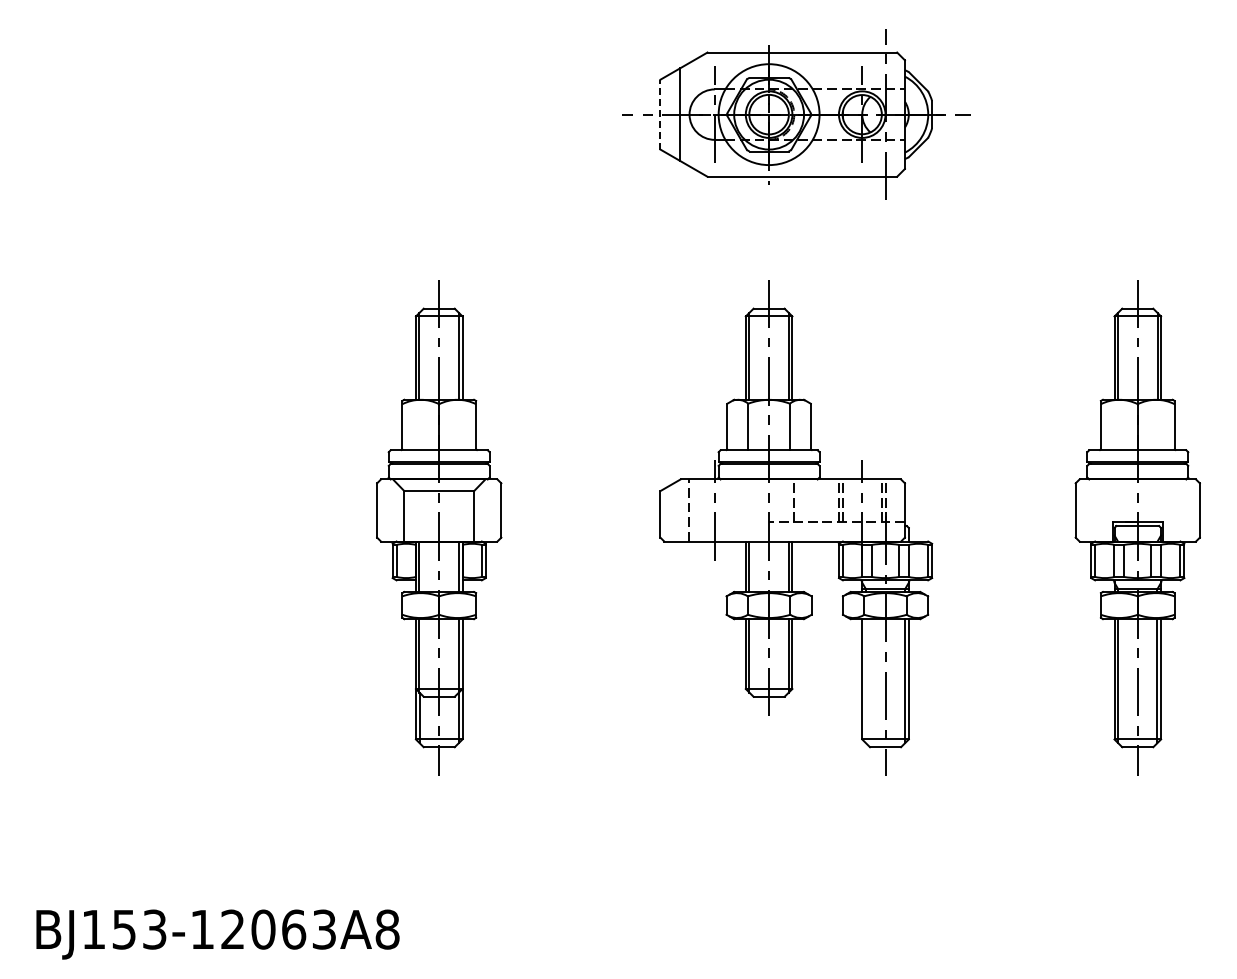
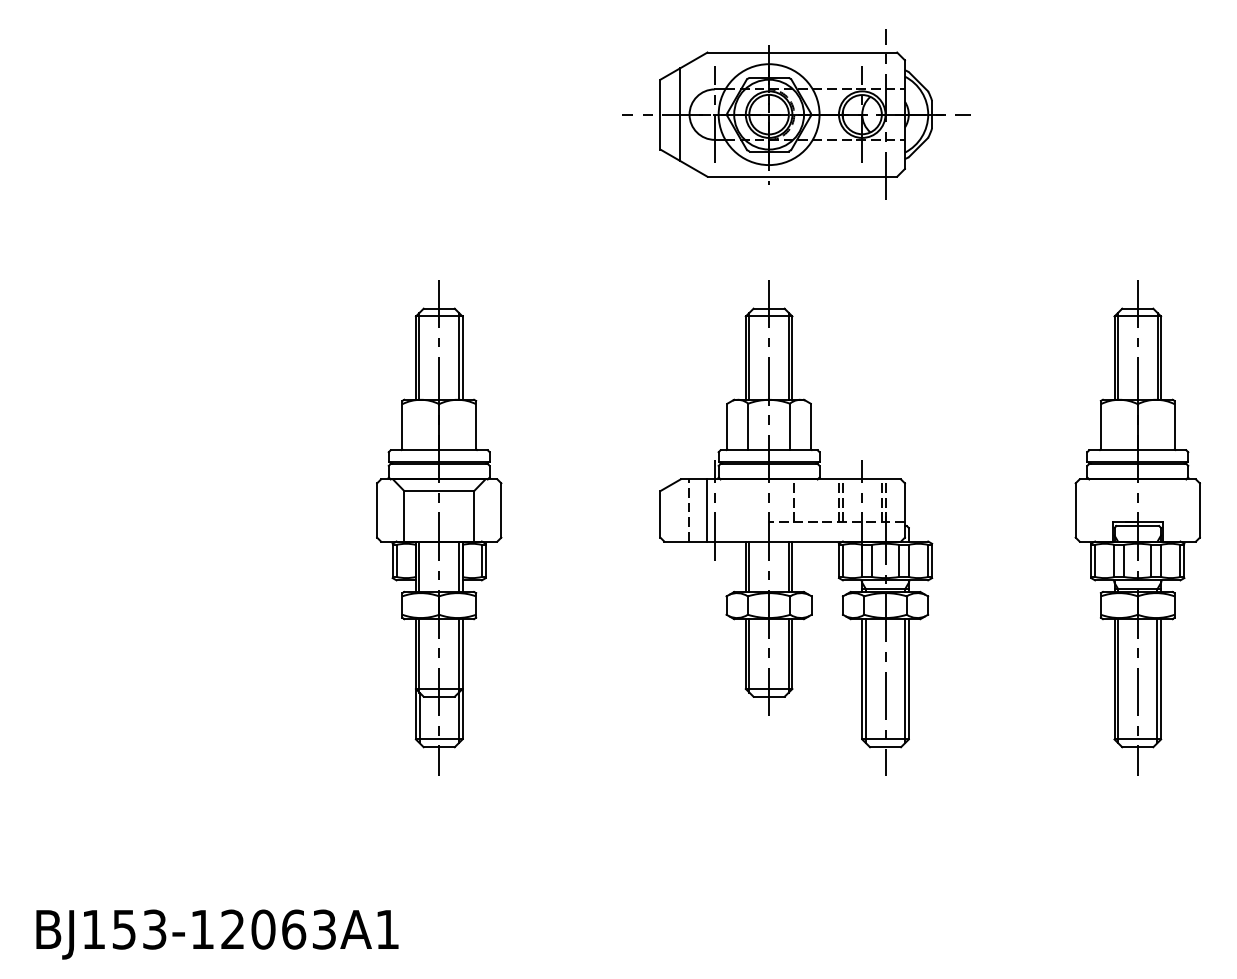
line: dashed -> solid (660, 114)
line: none -> present (706, 510)
line: none -> present (865, 681)
text: BJ153-12063A8 -> BJ153-12063A1 (387, 929)
